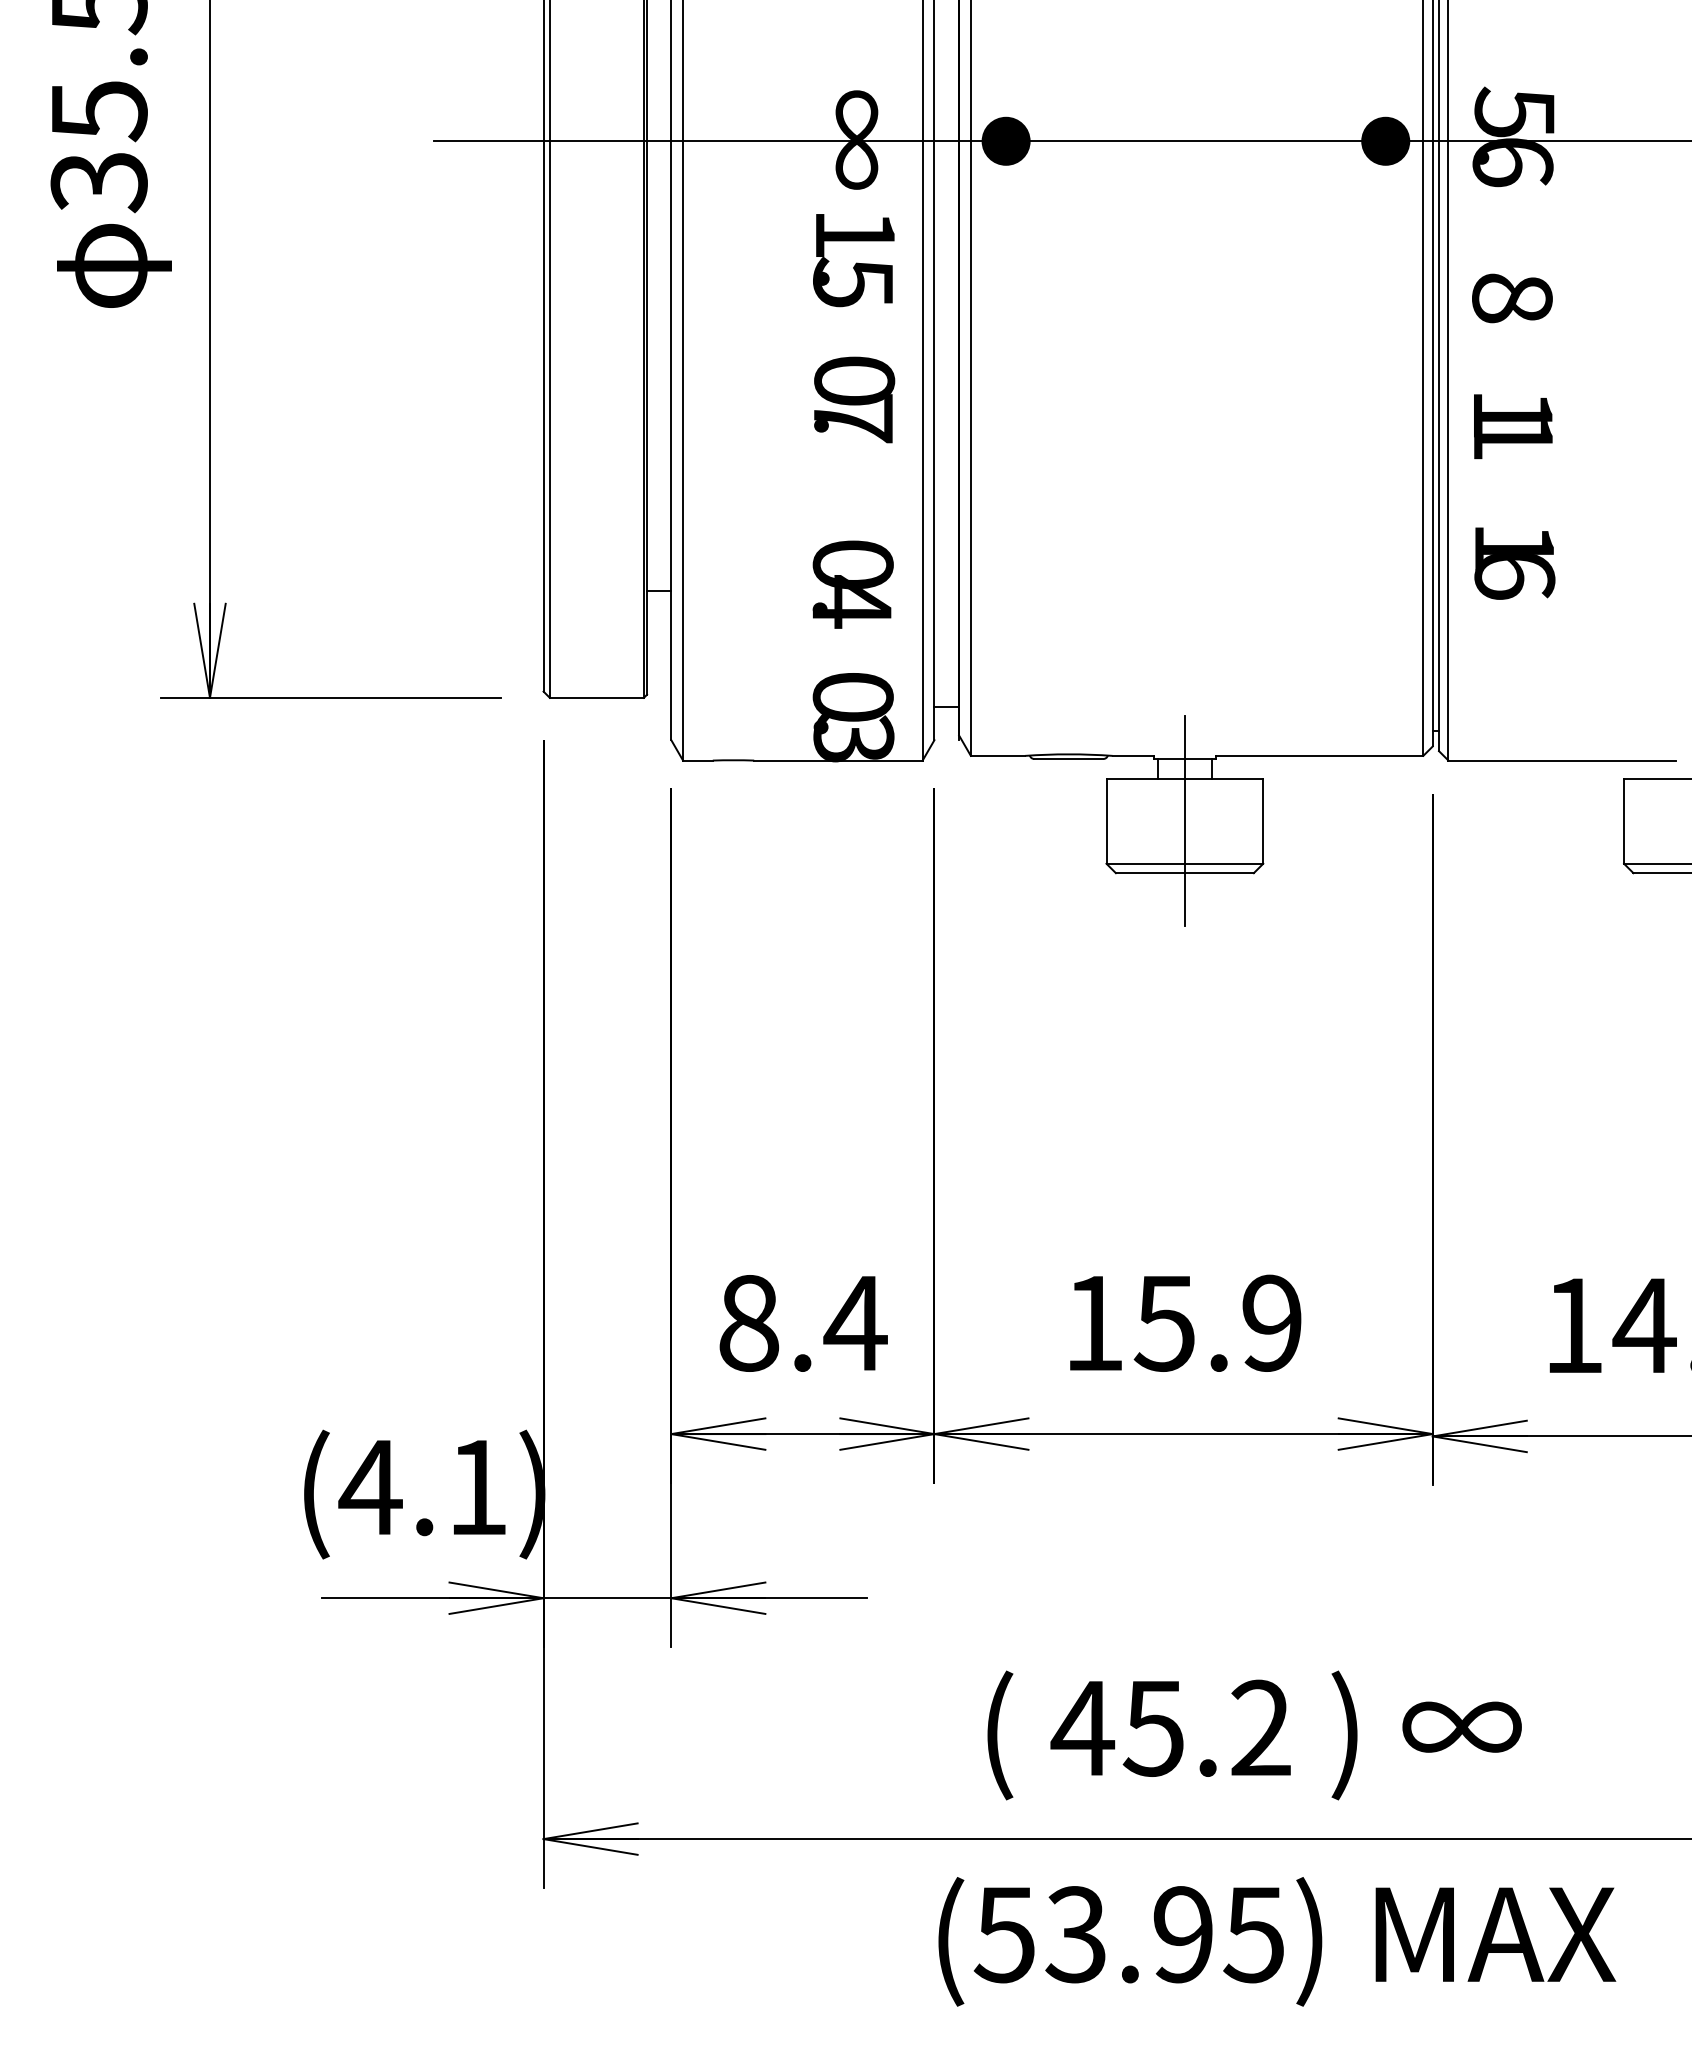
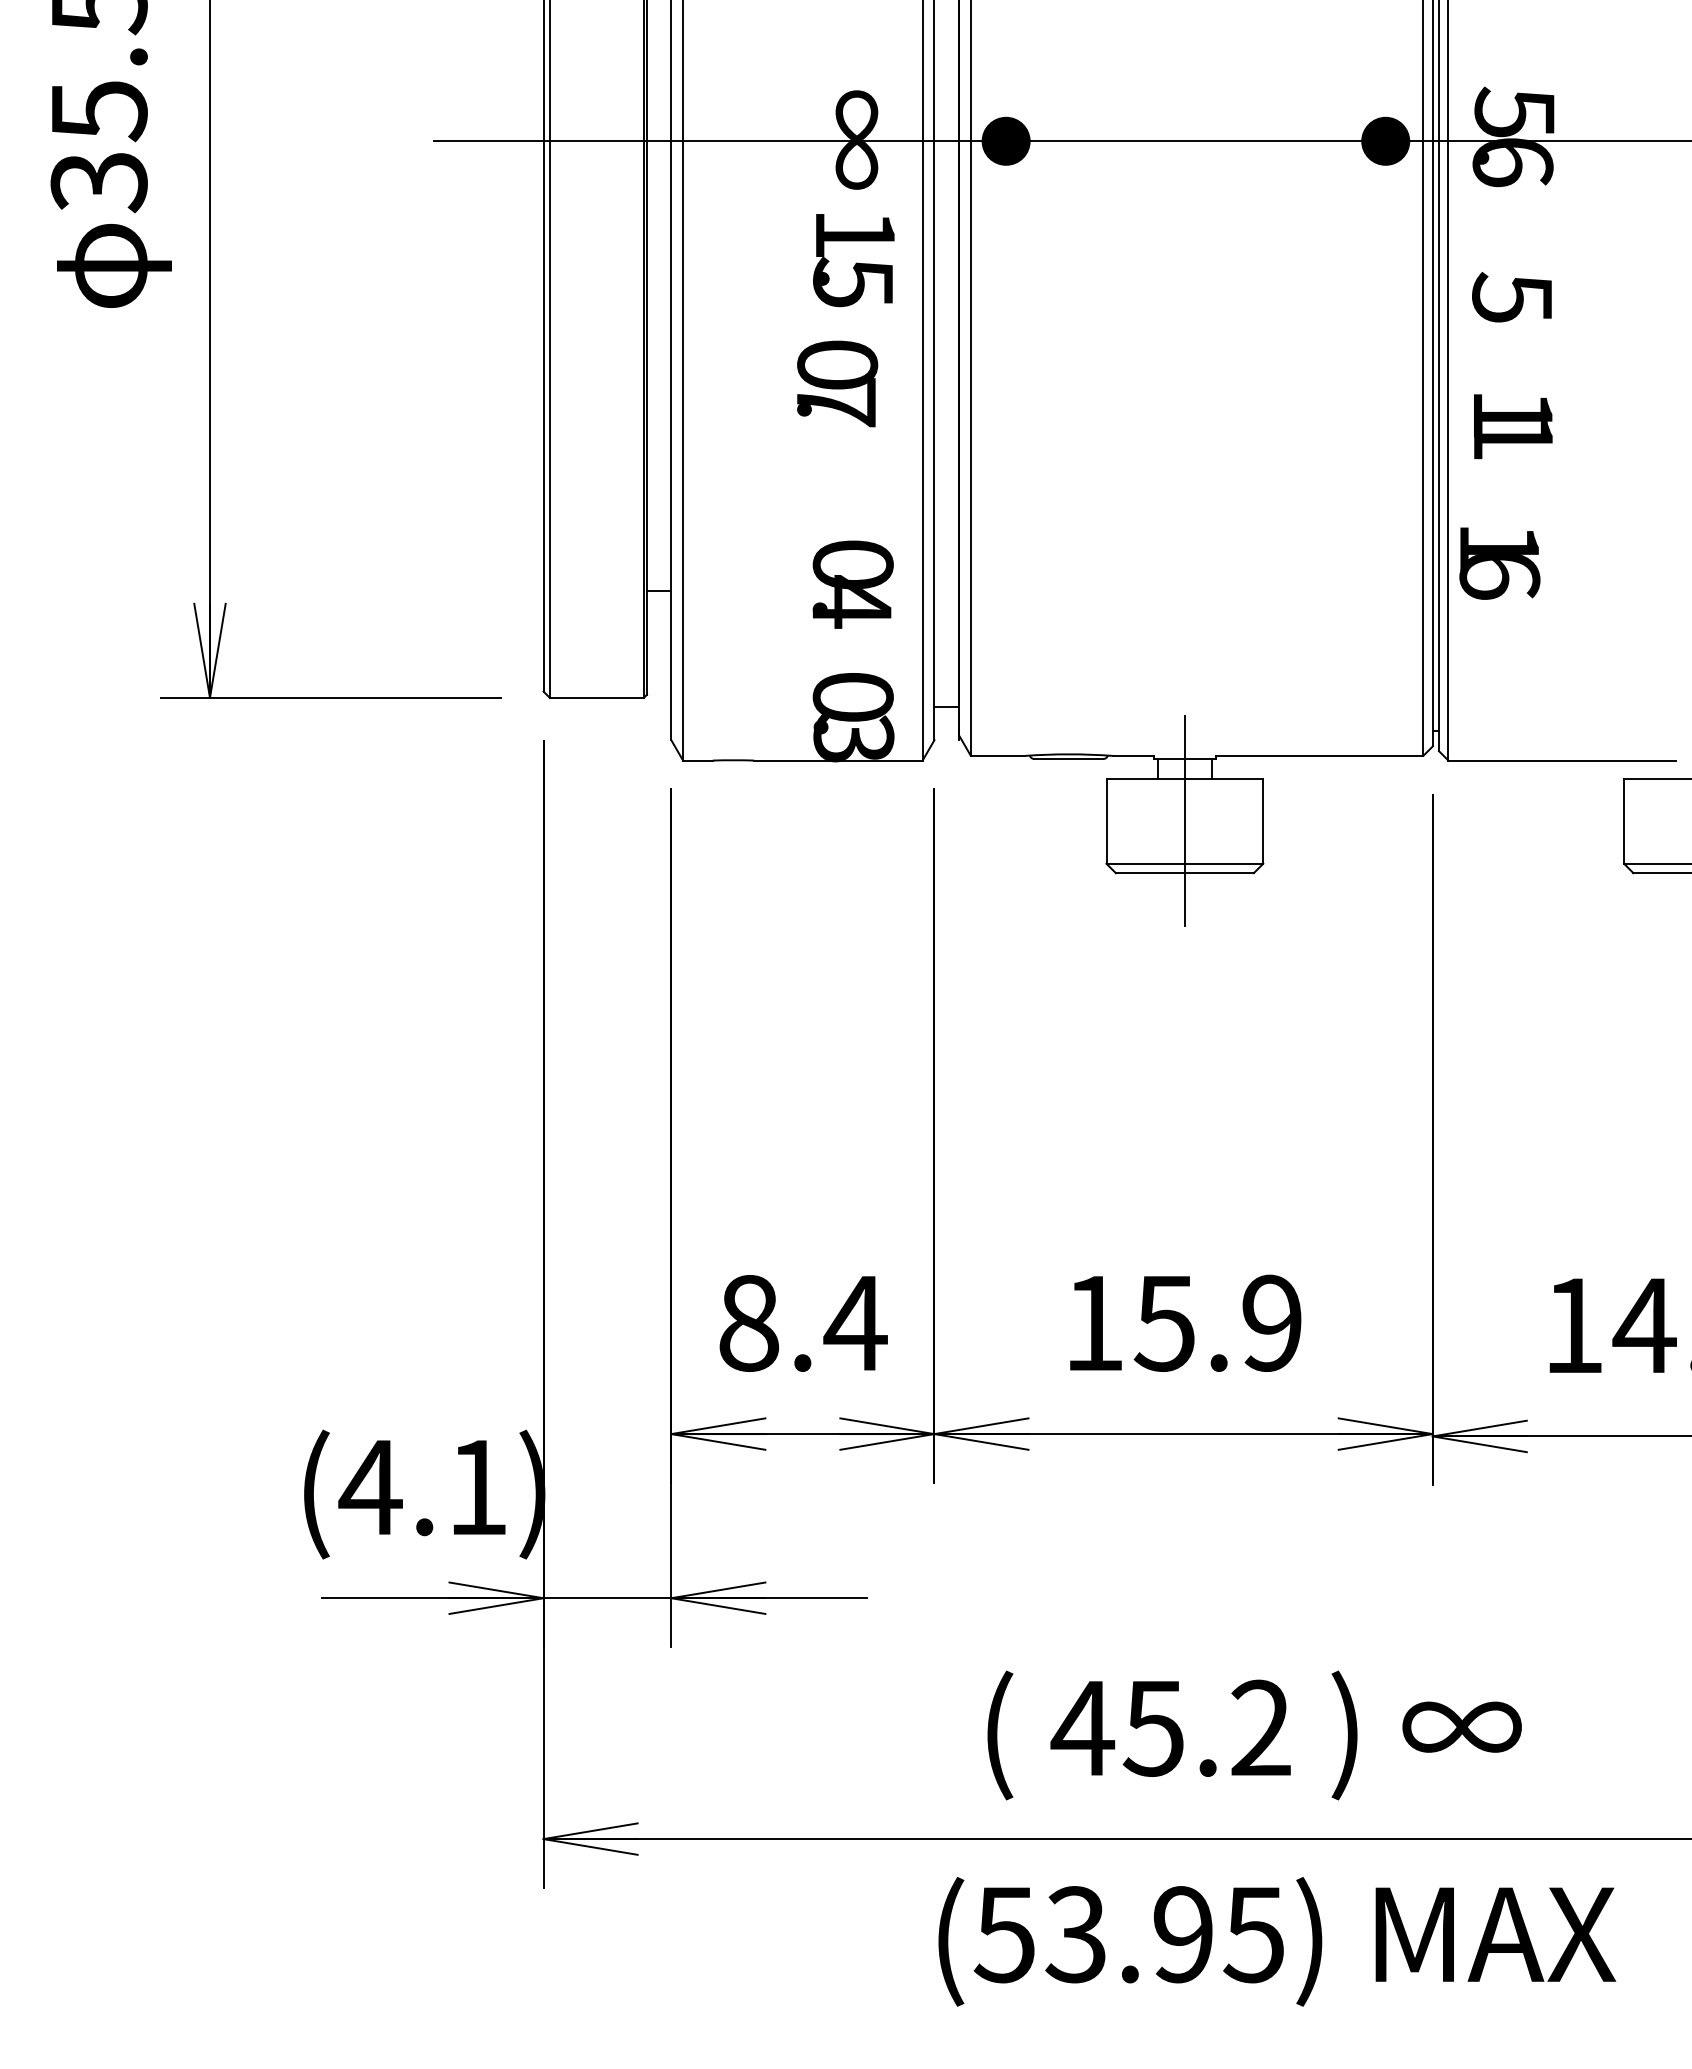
text: 8 -> 5 (1512, 297)
text position: (854, 399) -> (837, 383) (837, 383)
text position: (1514, 563) -> (1499, 563) (1499, 563)
